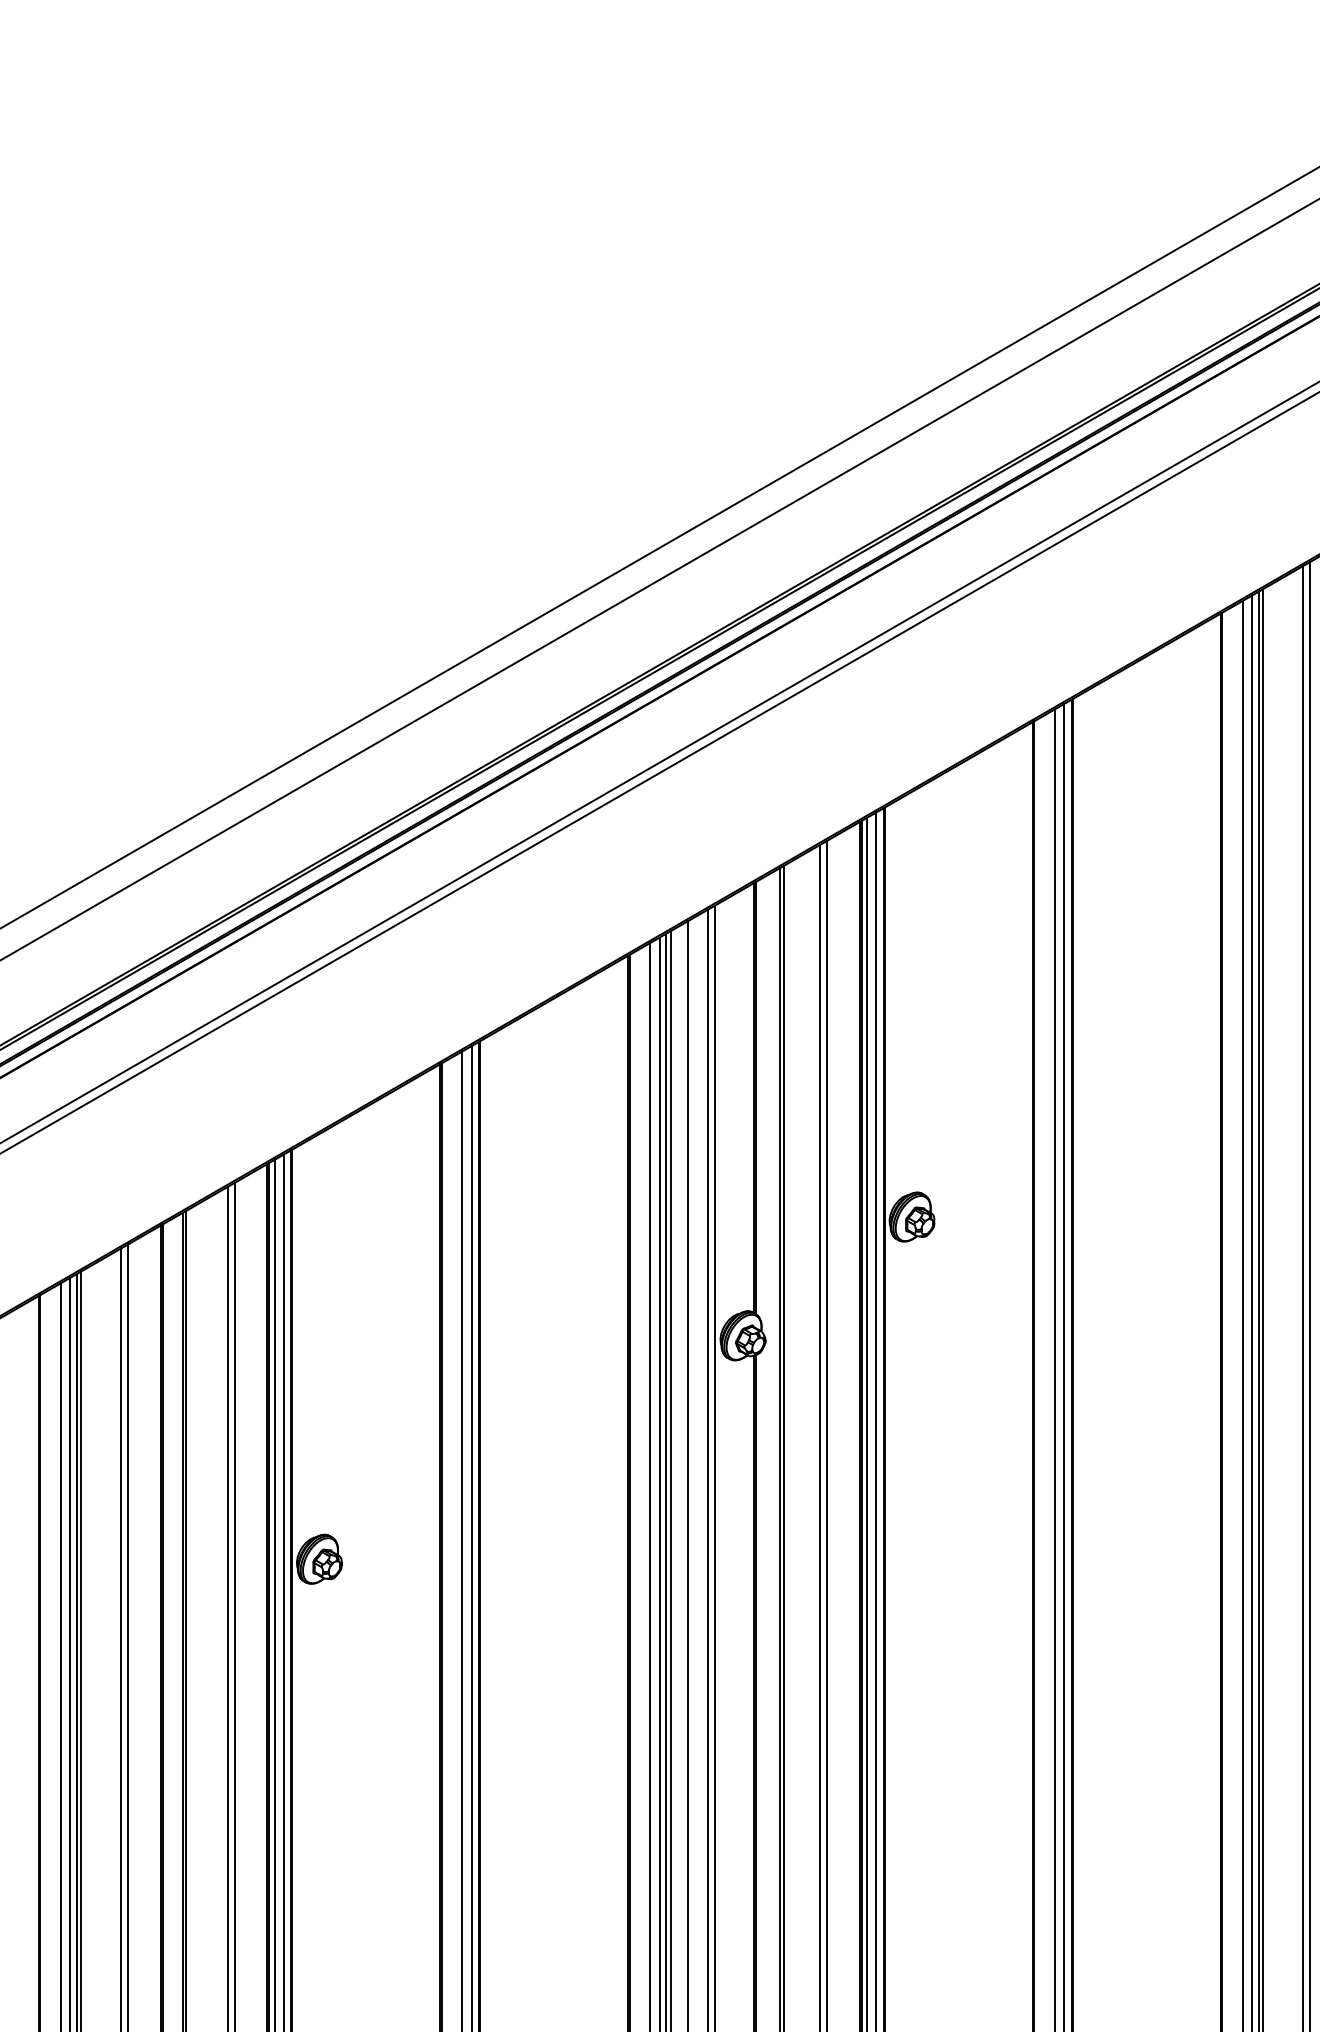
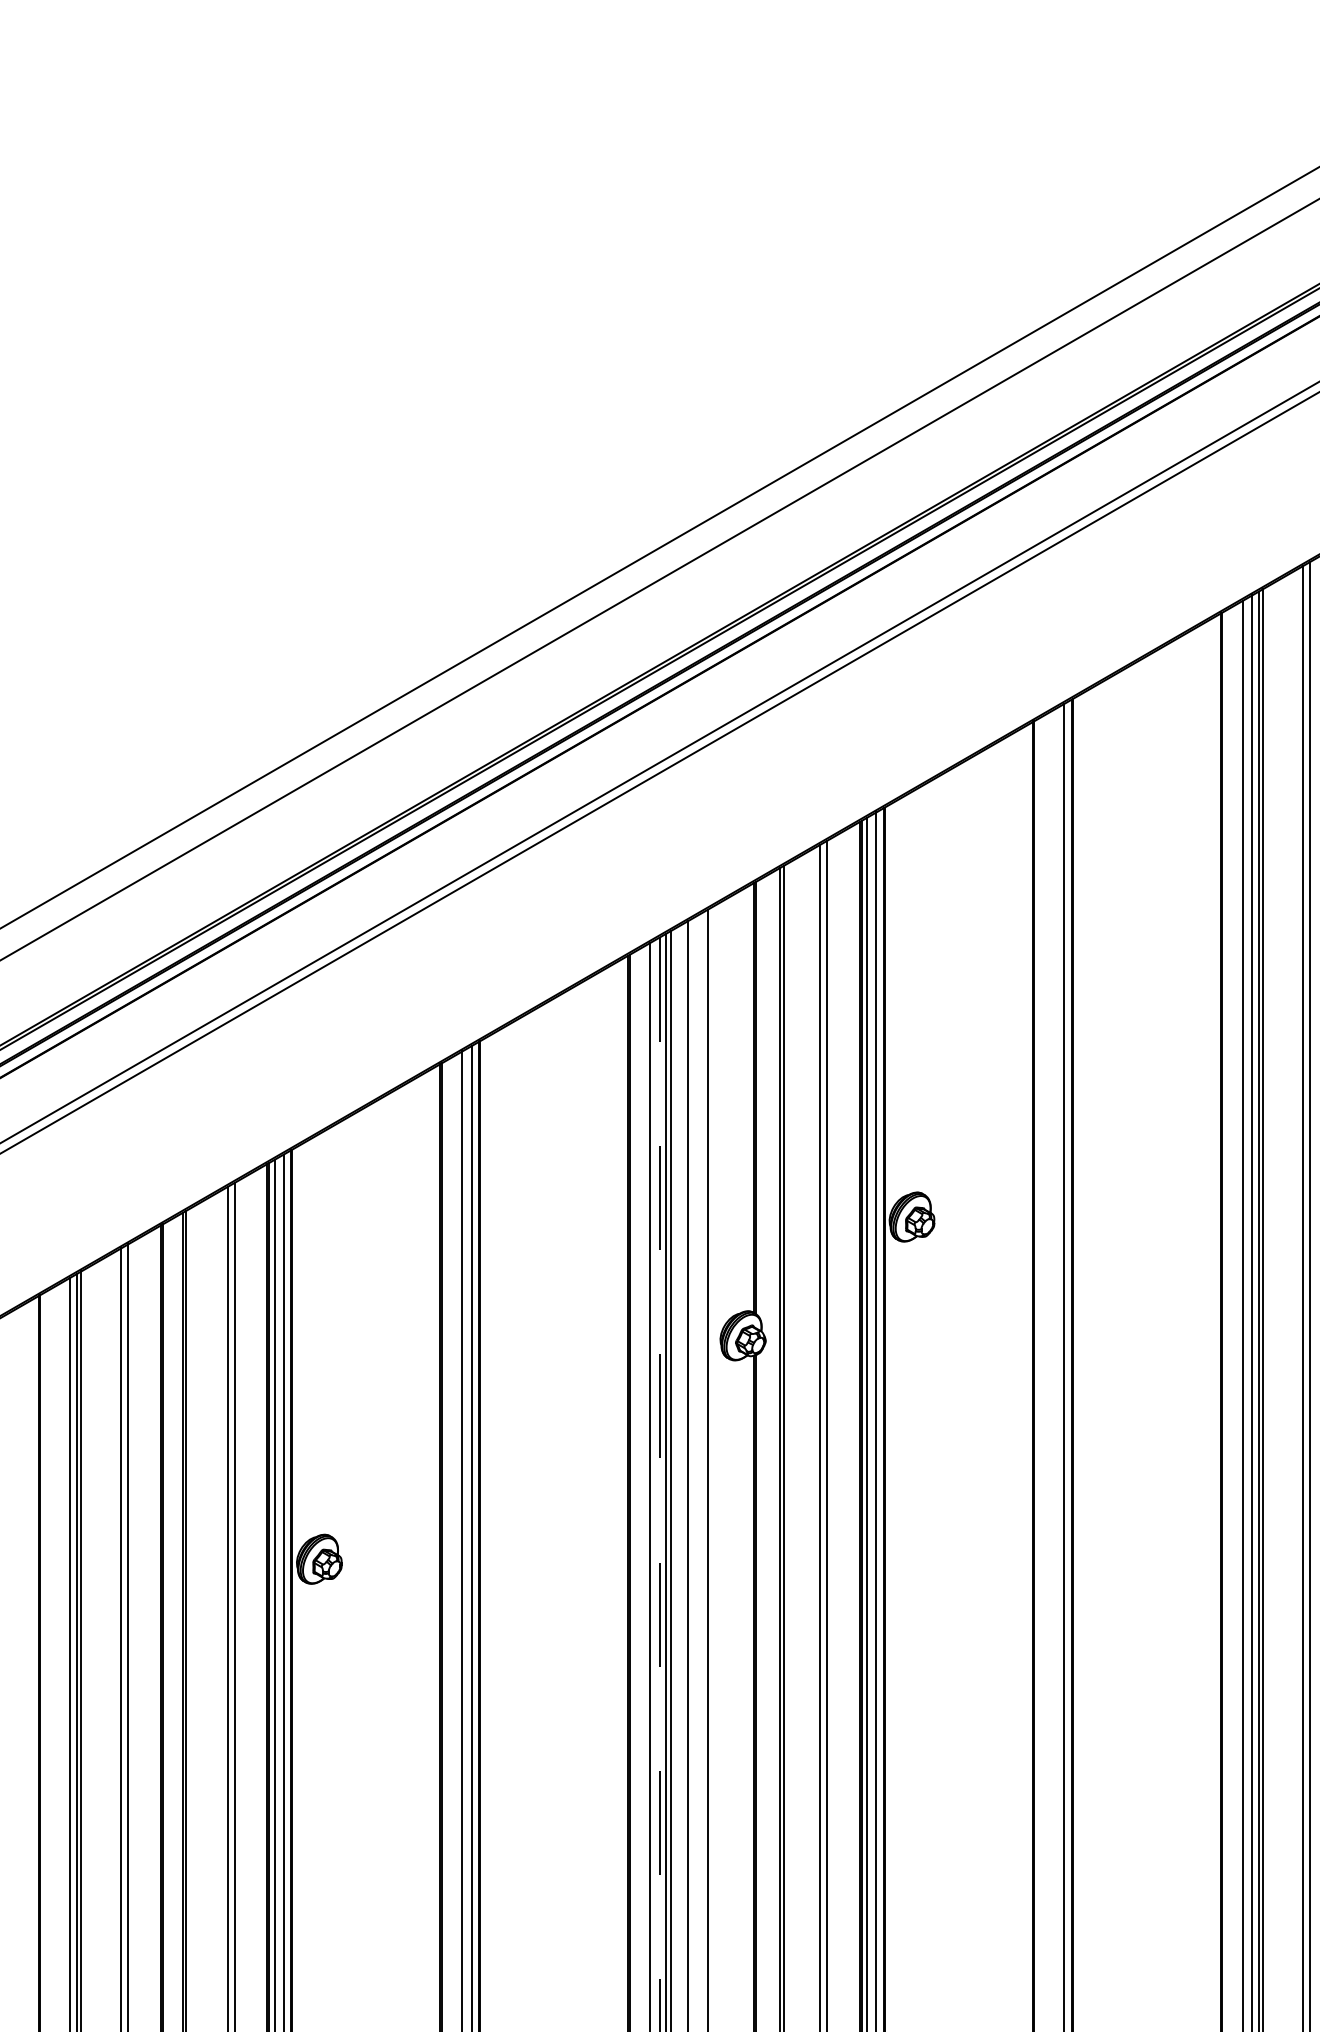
line: present -> none (1055, 1368)
line: present -> none (714, 1466)
line: solid -> dashed (659, 1484)
line: present -> none (61, 1655)
